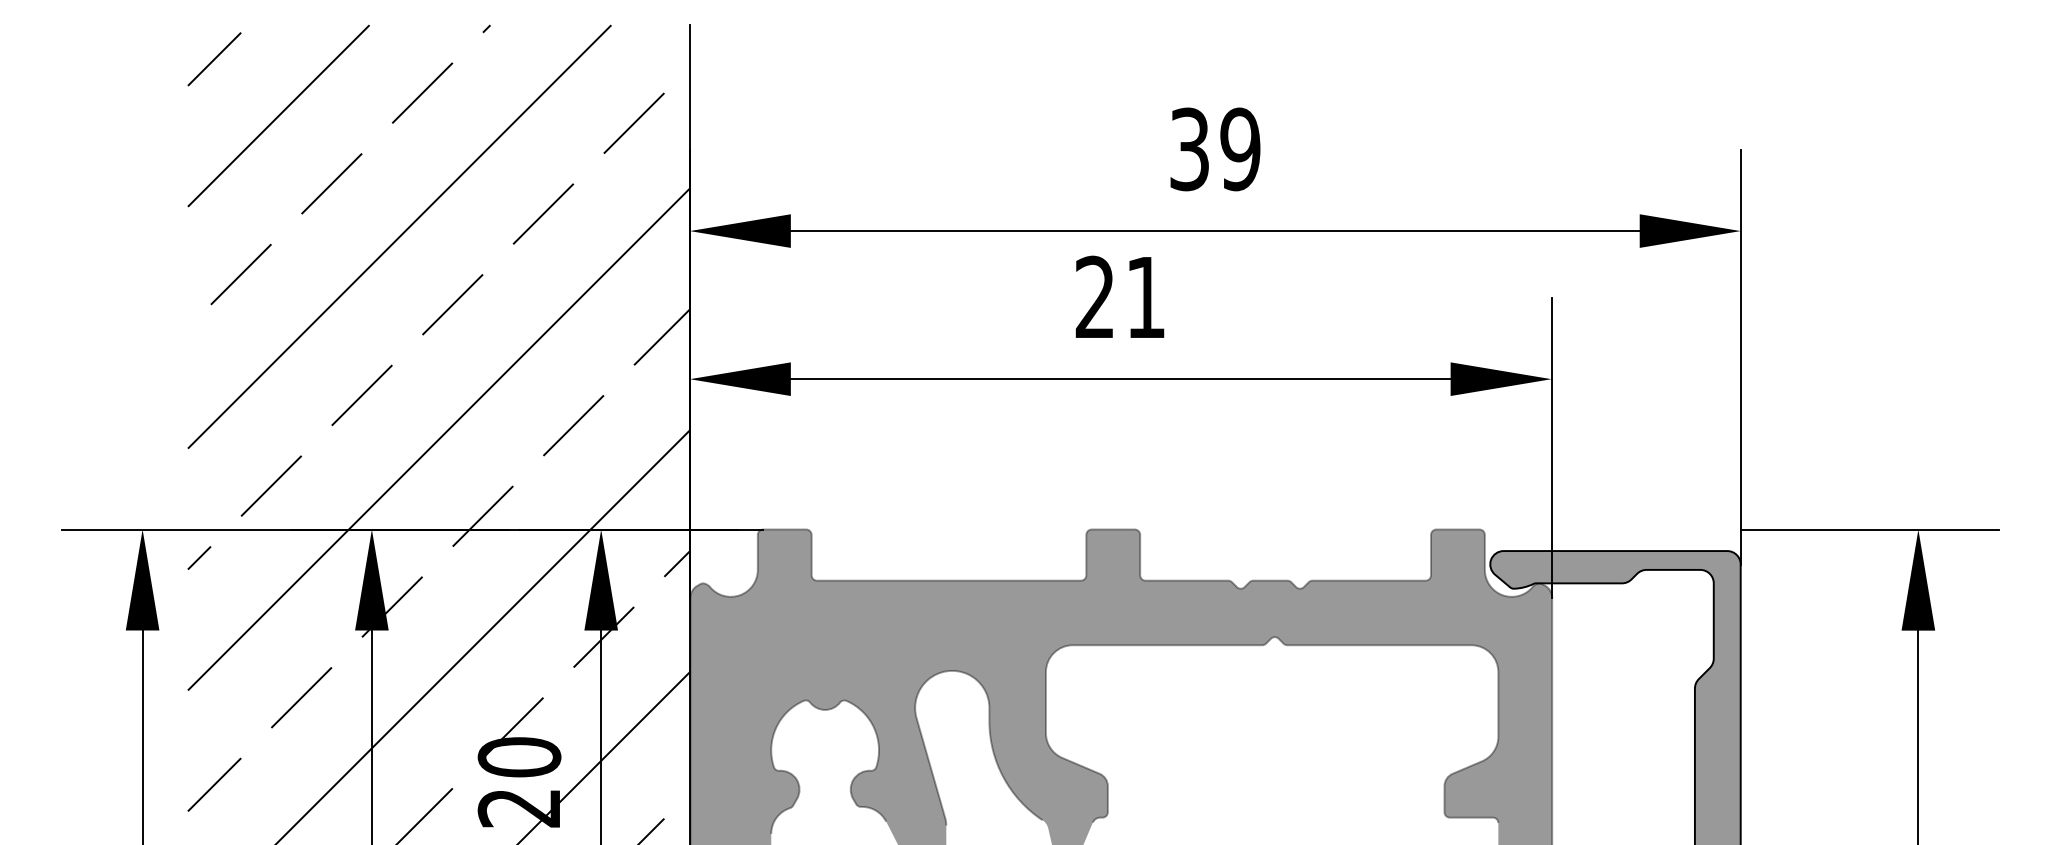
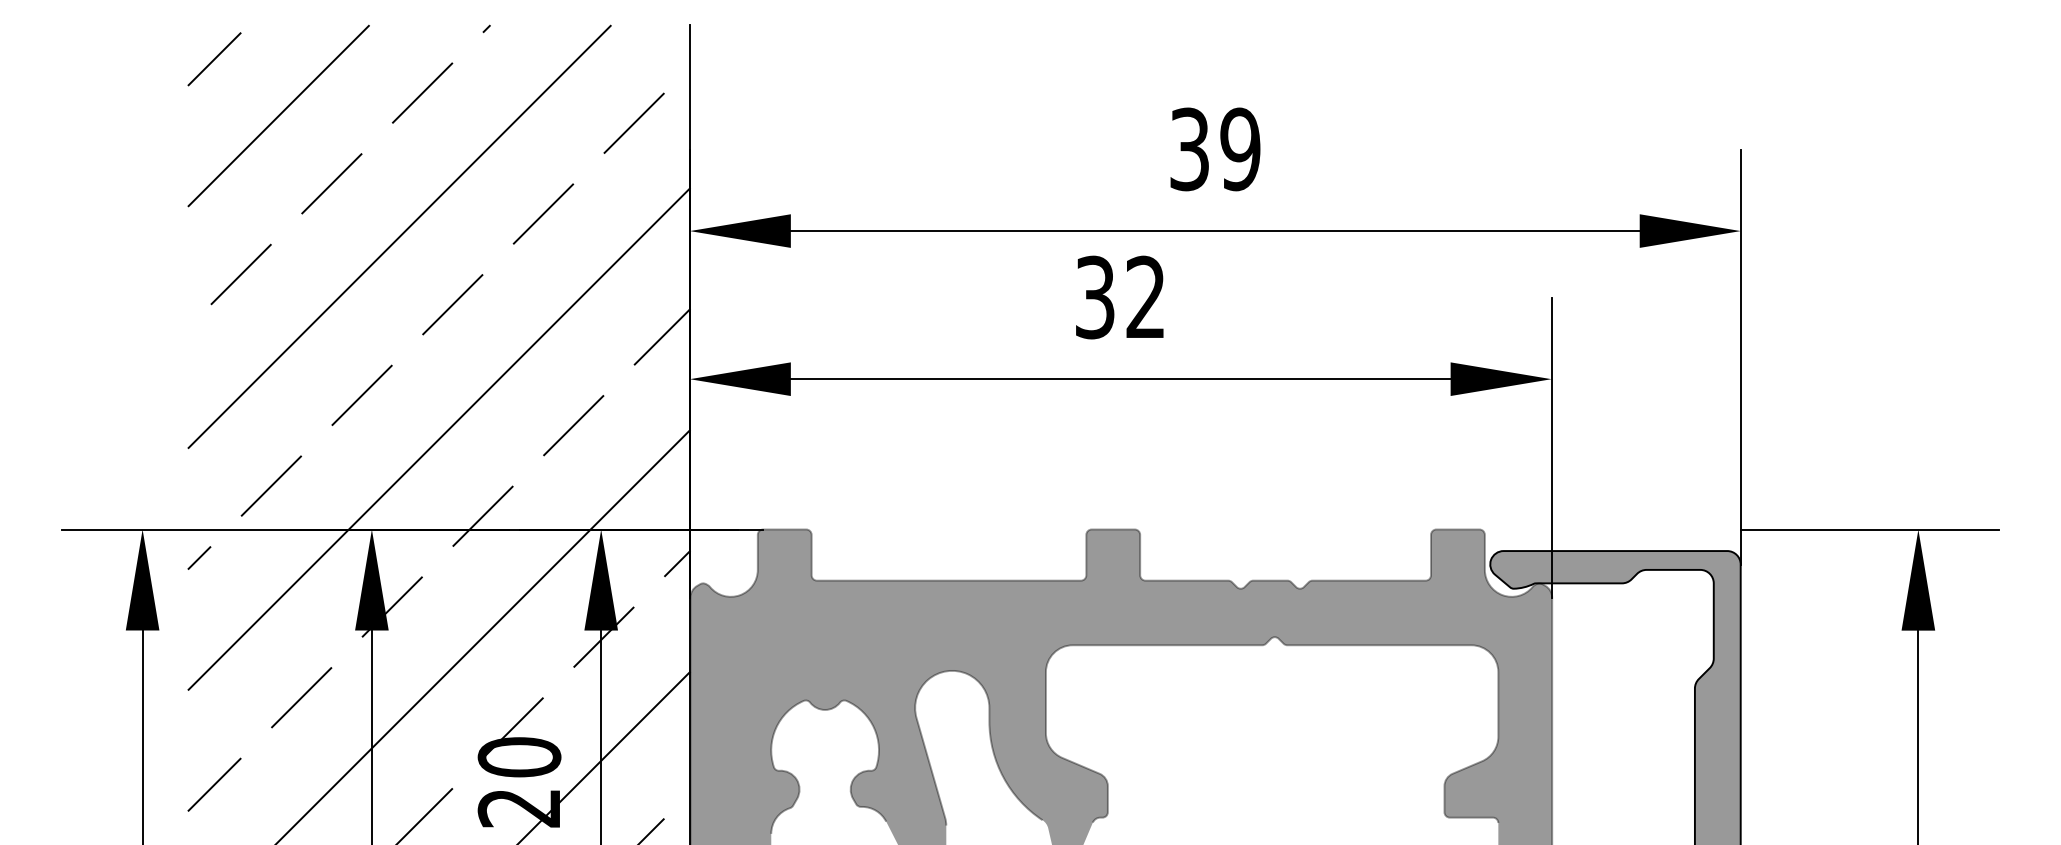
text: 21 -> 32 (1119, 297)
